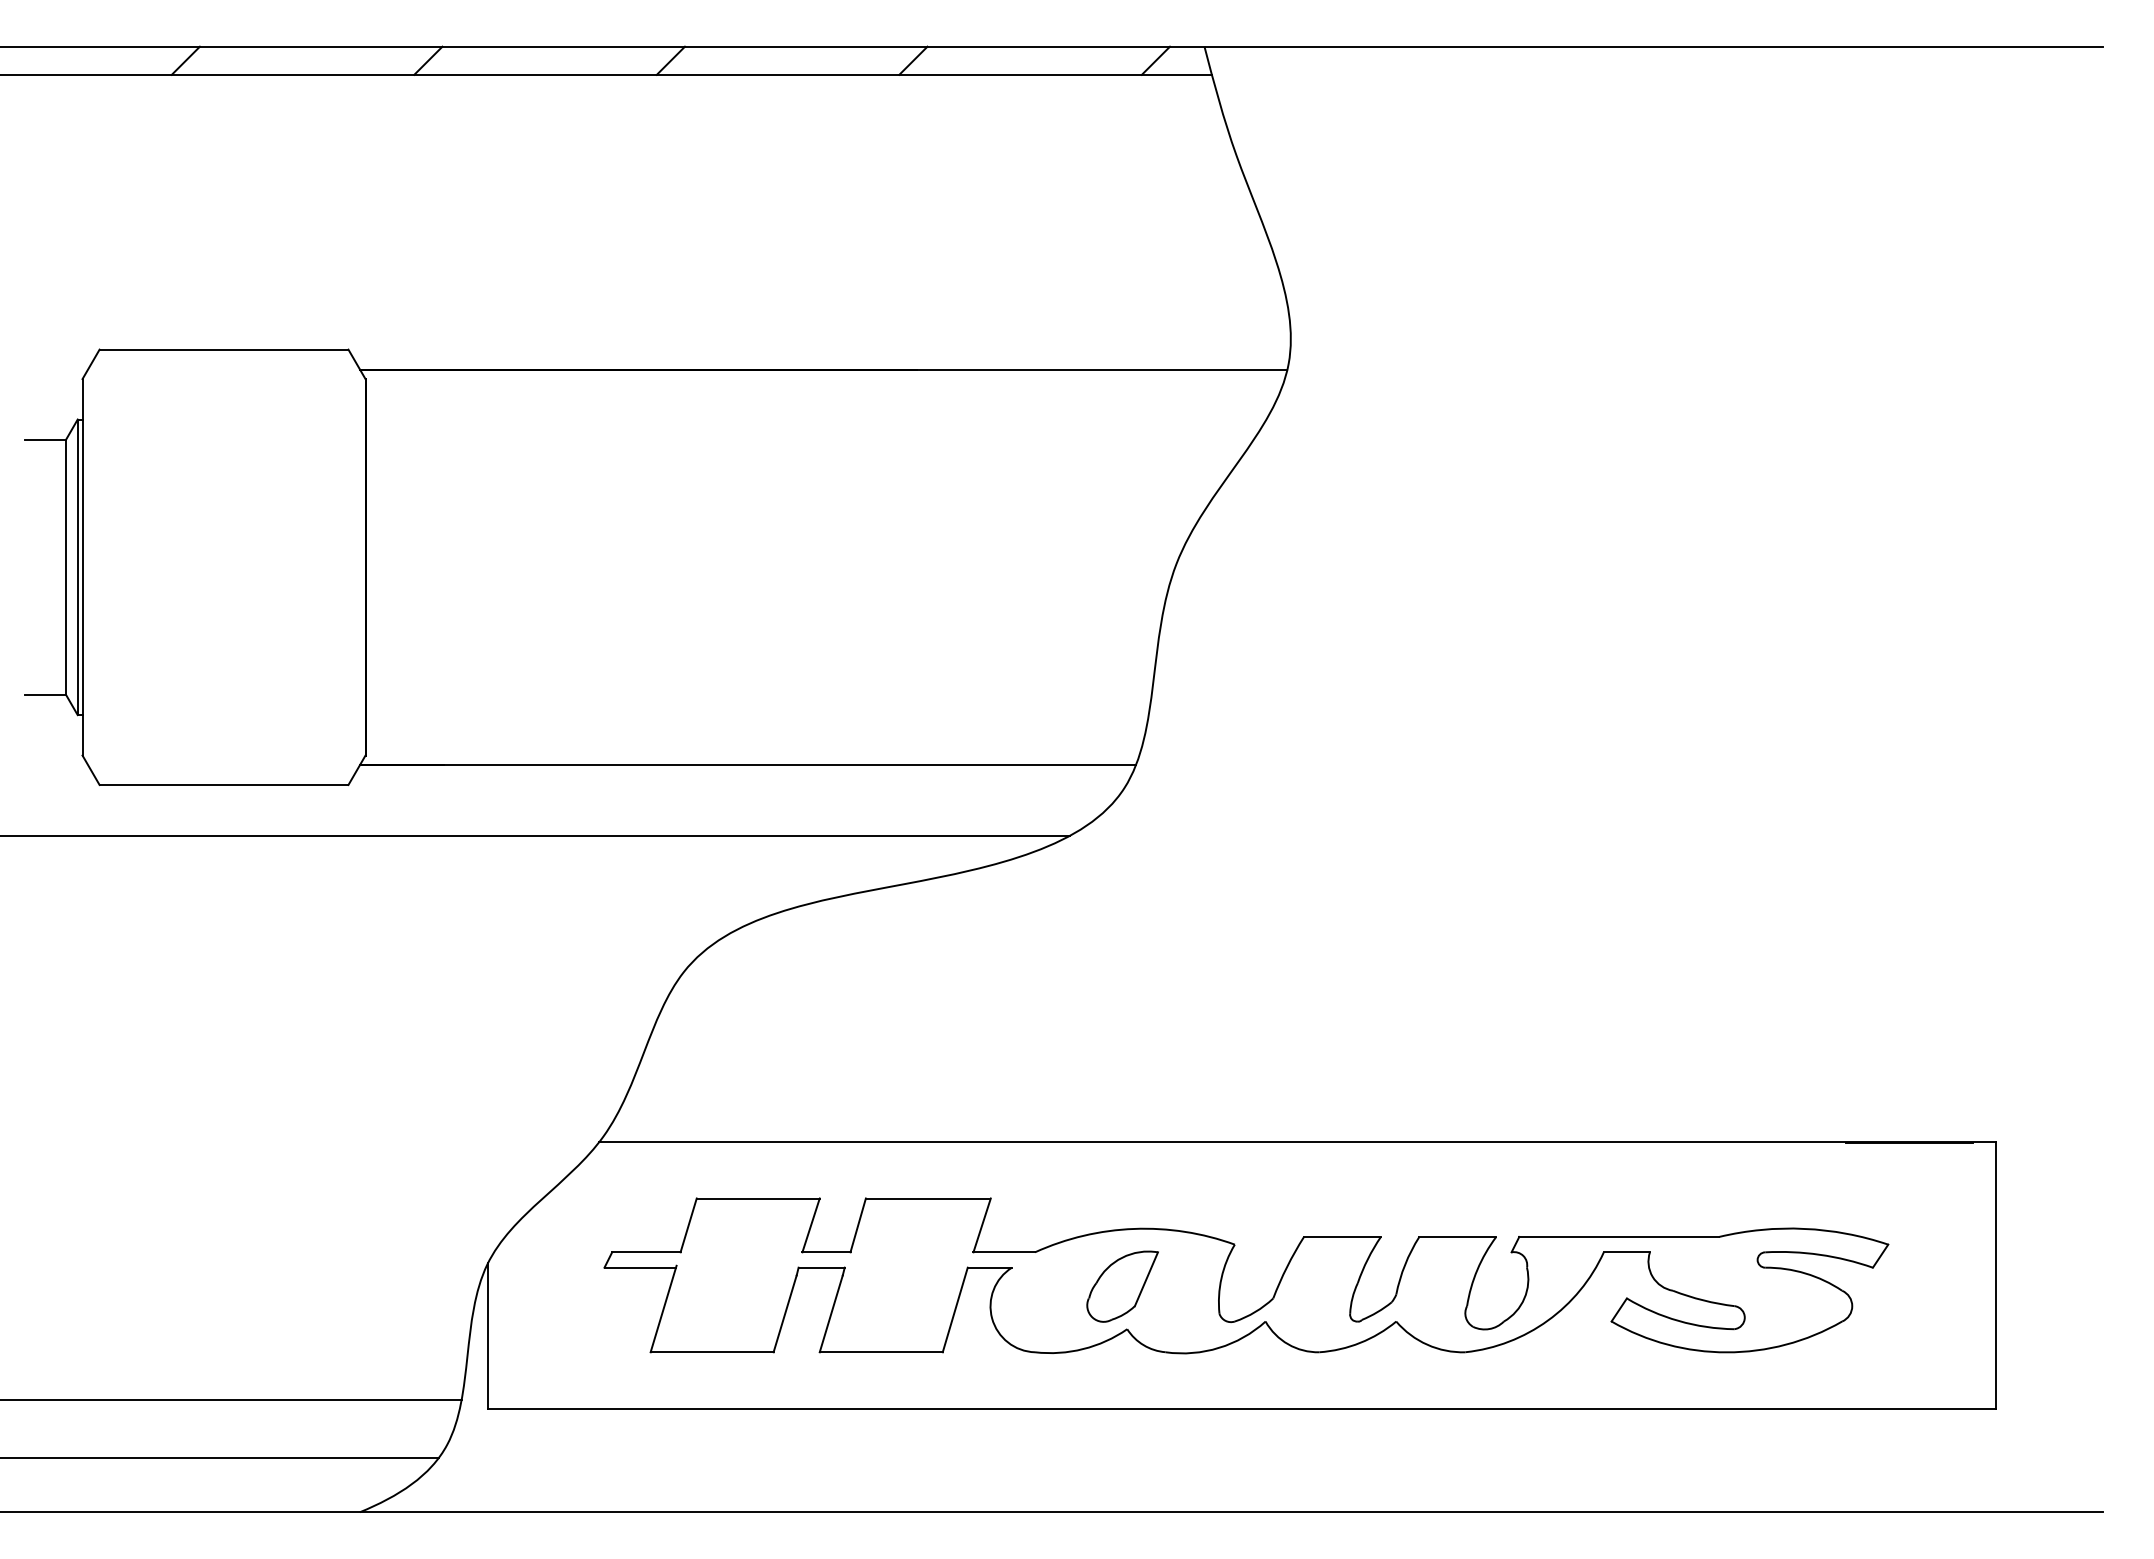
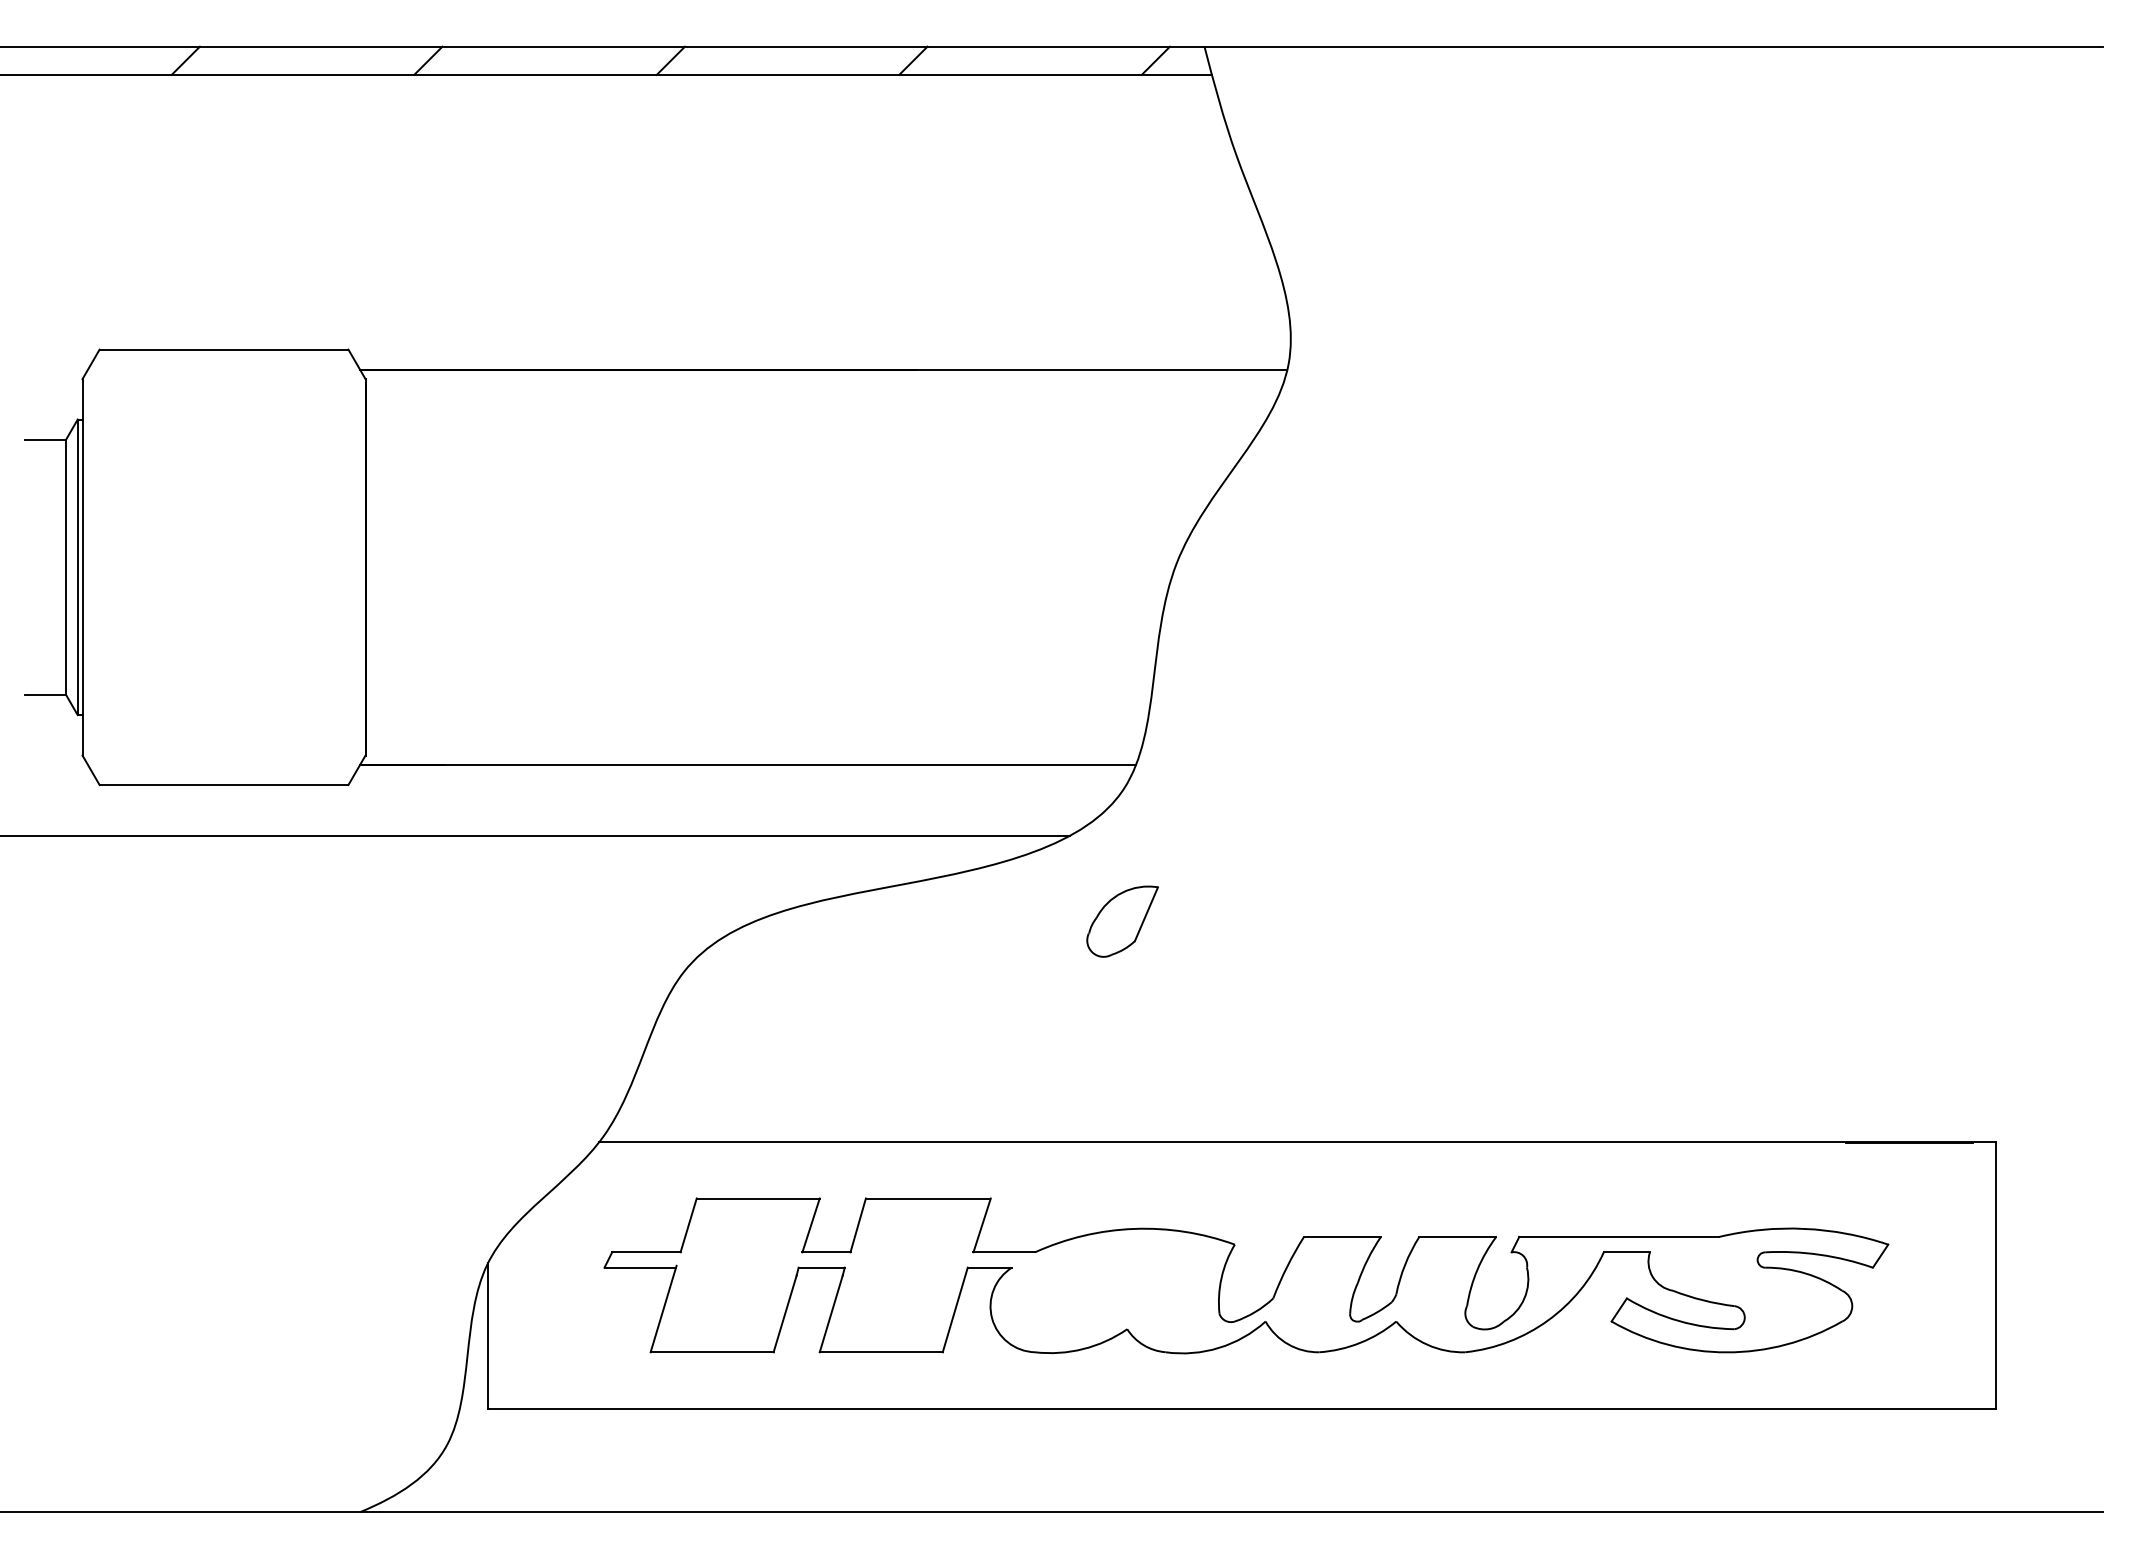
part position: (1122, 1286) -> (1122, 921) (1122, 921)
line: present -> none (231, 1399)
line: present -> none (220, 1458)
